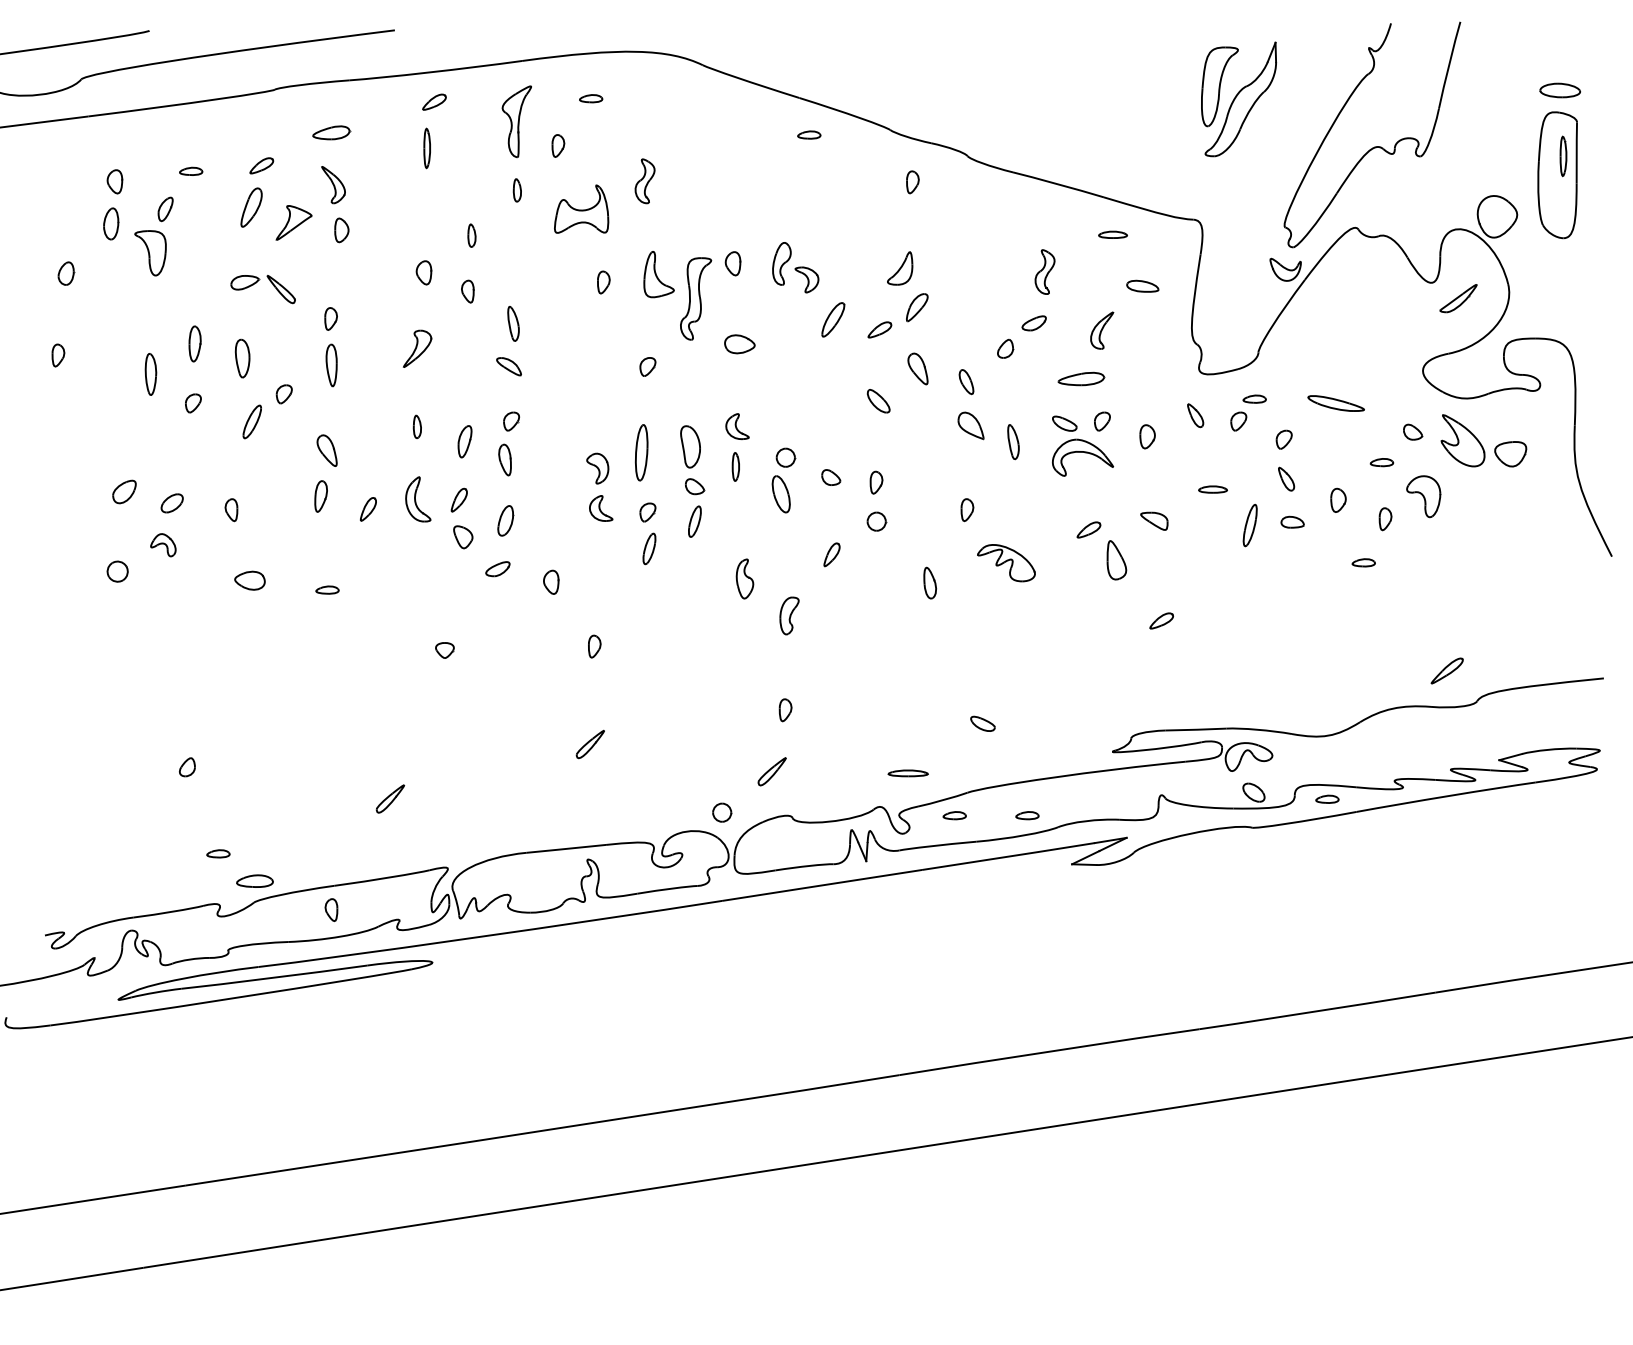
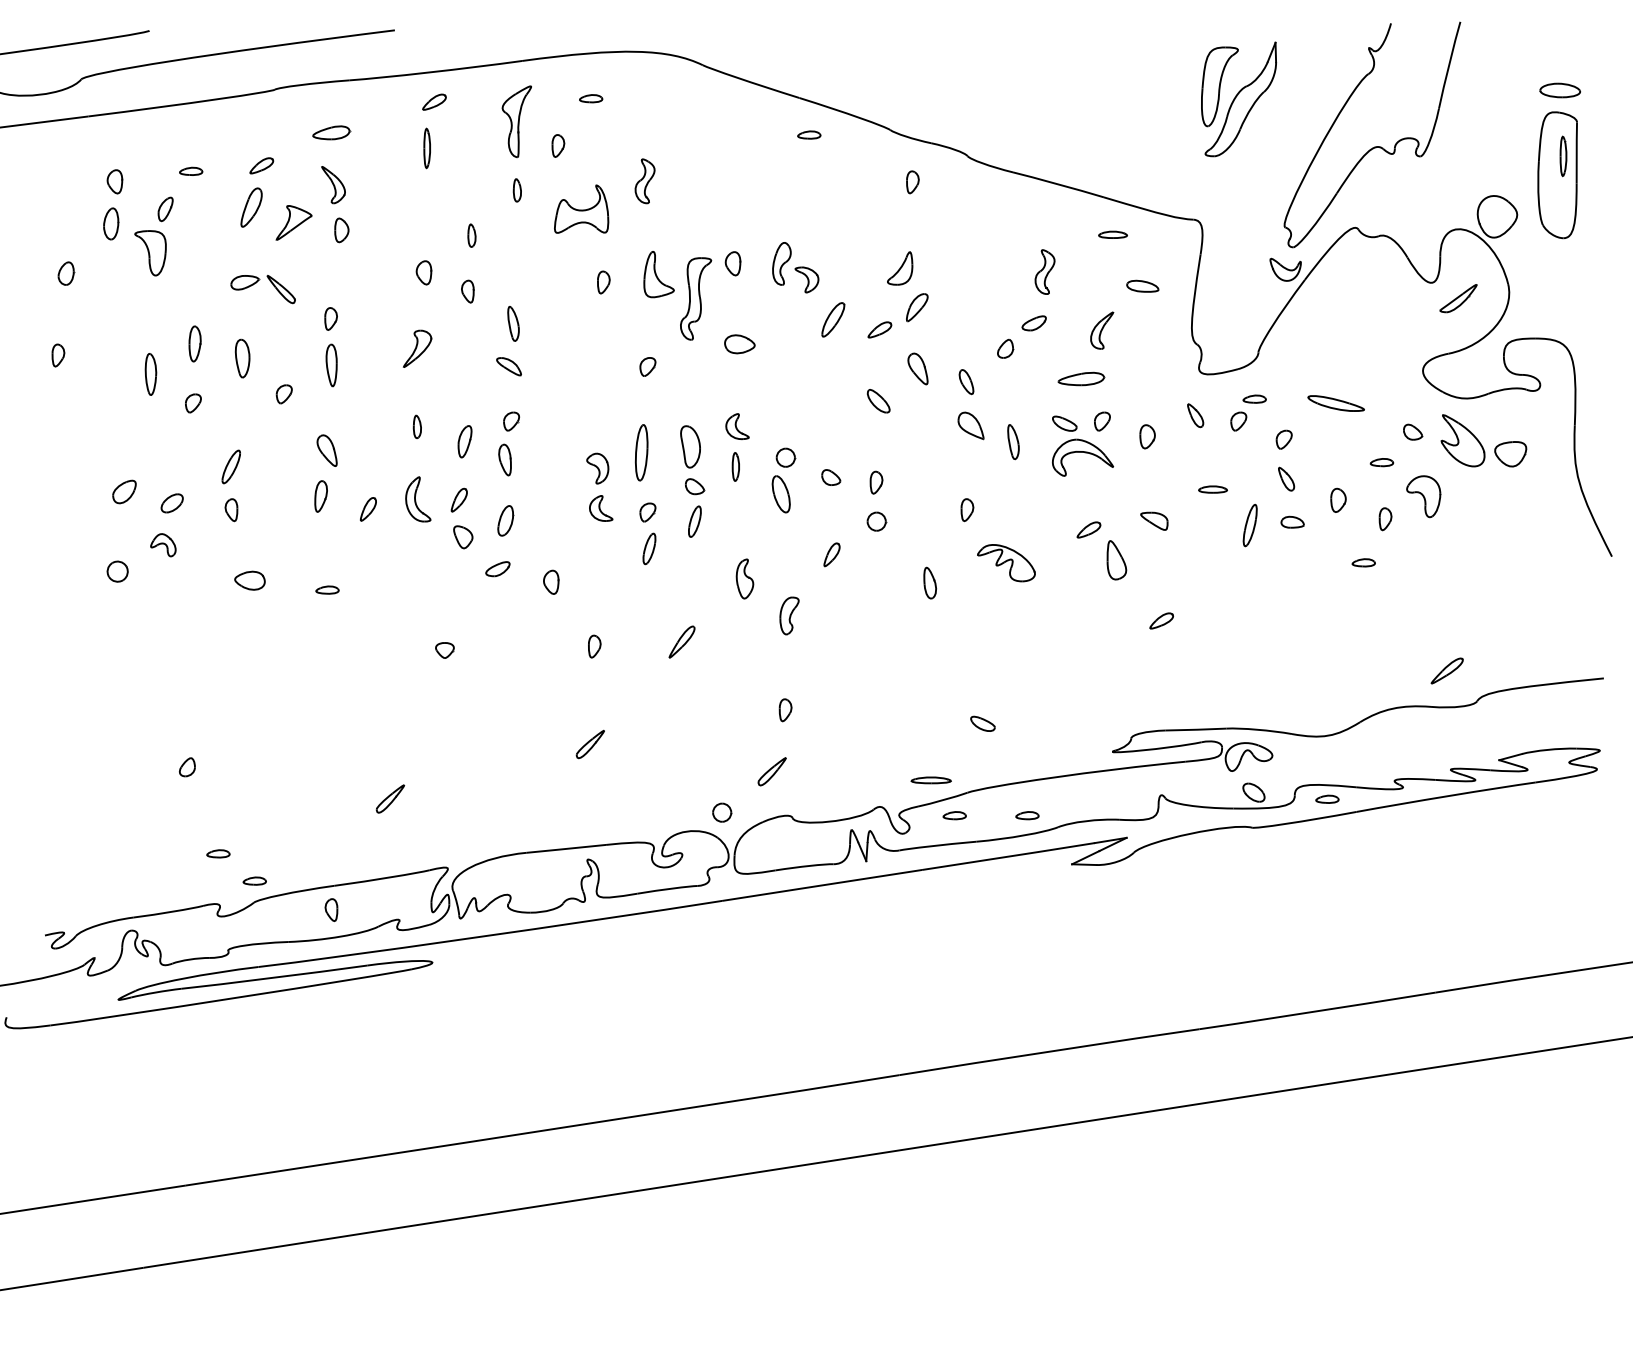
part position: (251, 421) -> (230, 466) (230, 466)
part: none -> present (681, 641)
part position: (907, 773) -> (930, 780) (930, 780)
part size: 38x14 px -> 25x10 px (254, 880)
